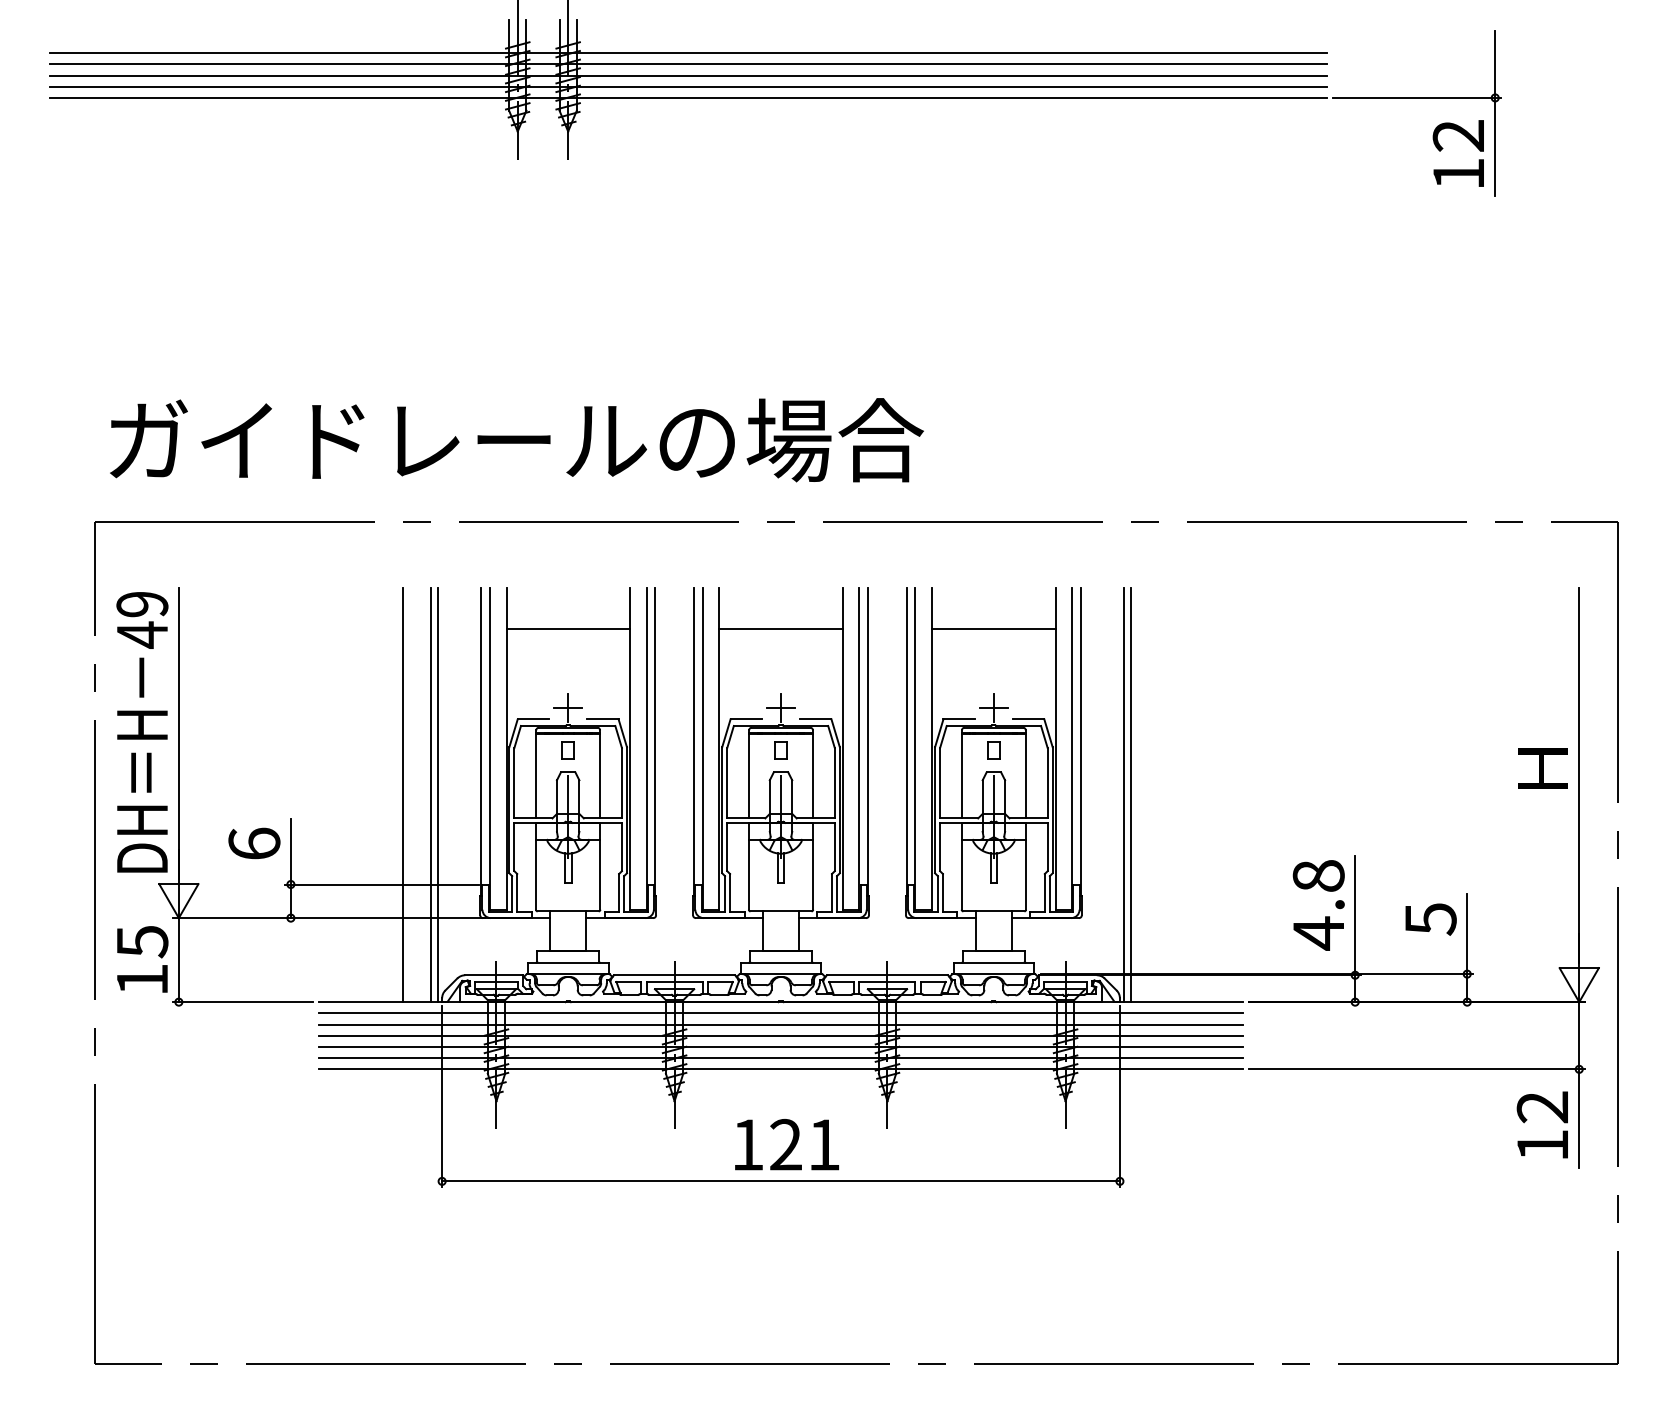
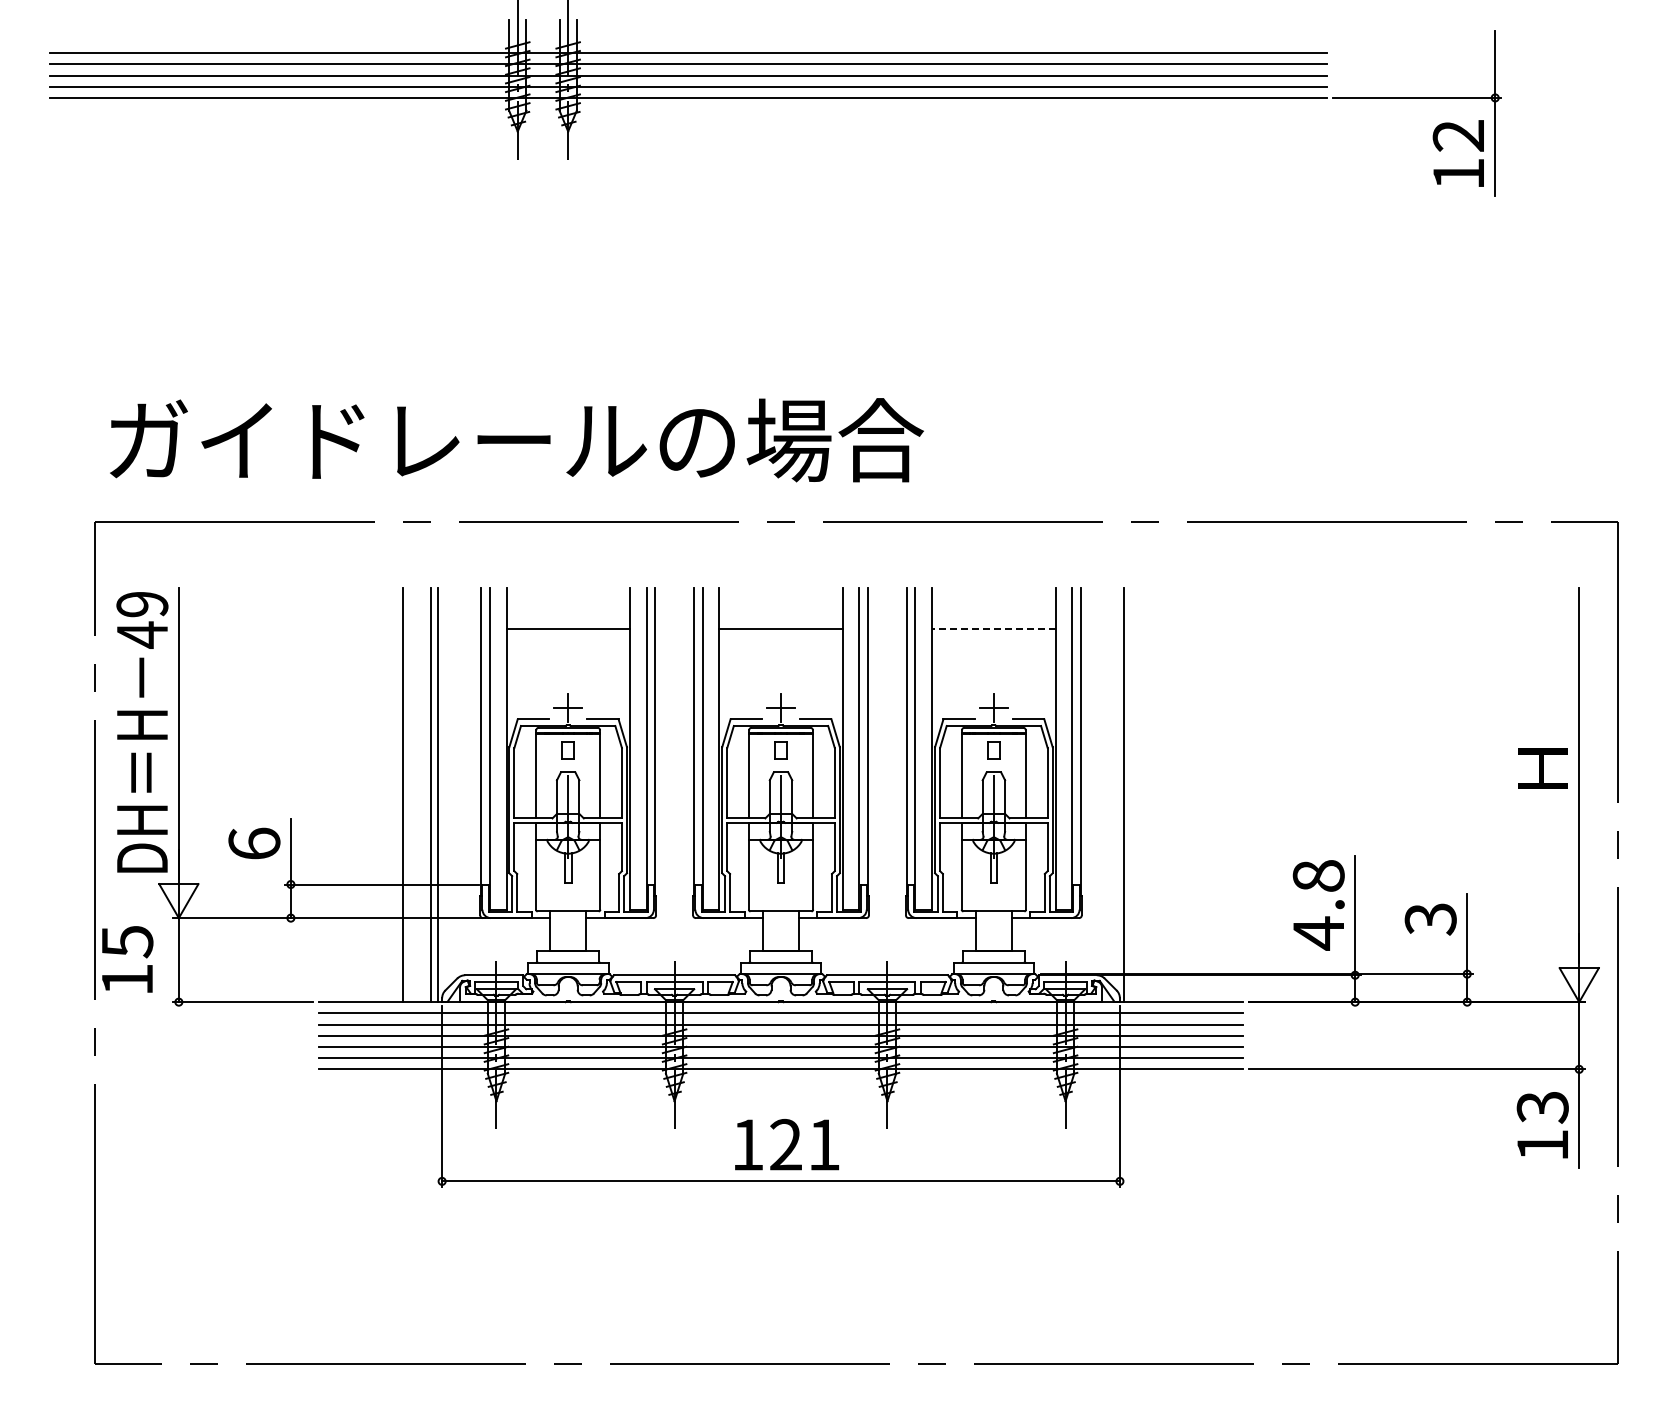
line: solid -> dashed (993, 629)
line: present -> none (1131, 794)
text: 5 -> 3 (1430, 919)
text position: (142, 959) -> (127, 959) (127, 959)
text: 12 -> 13 (1542, 1107)
